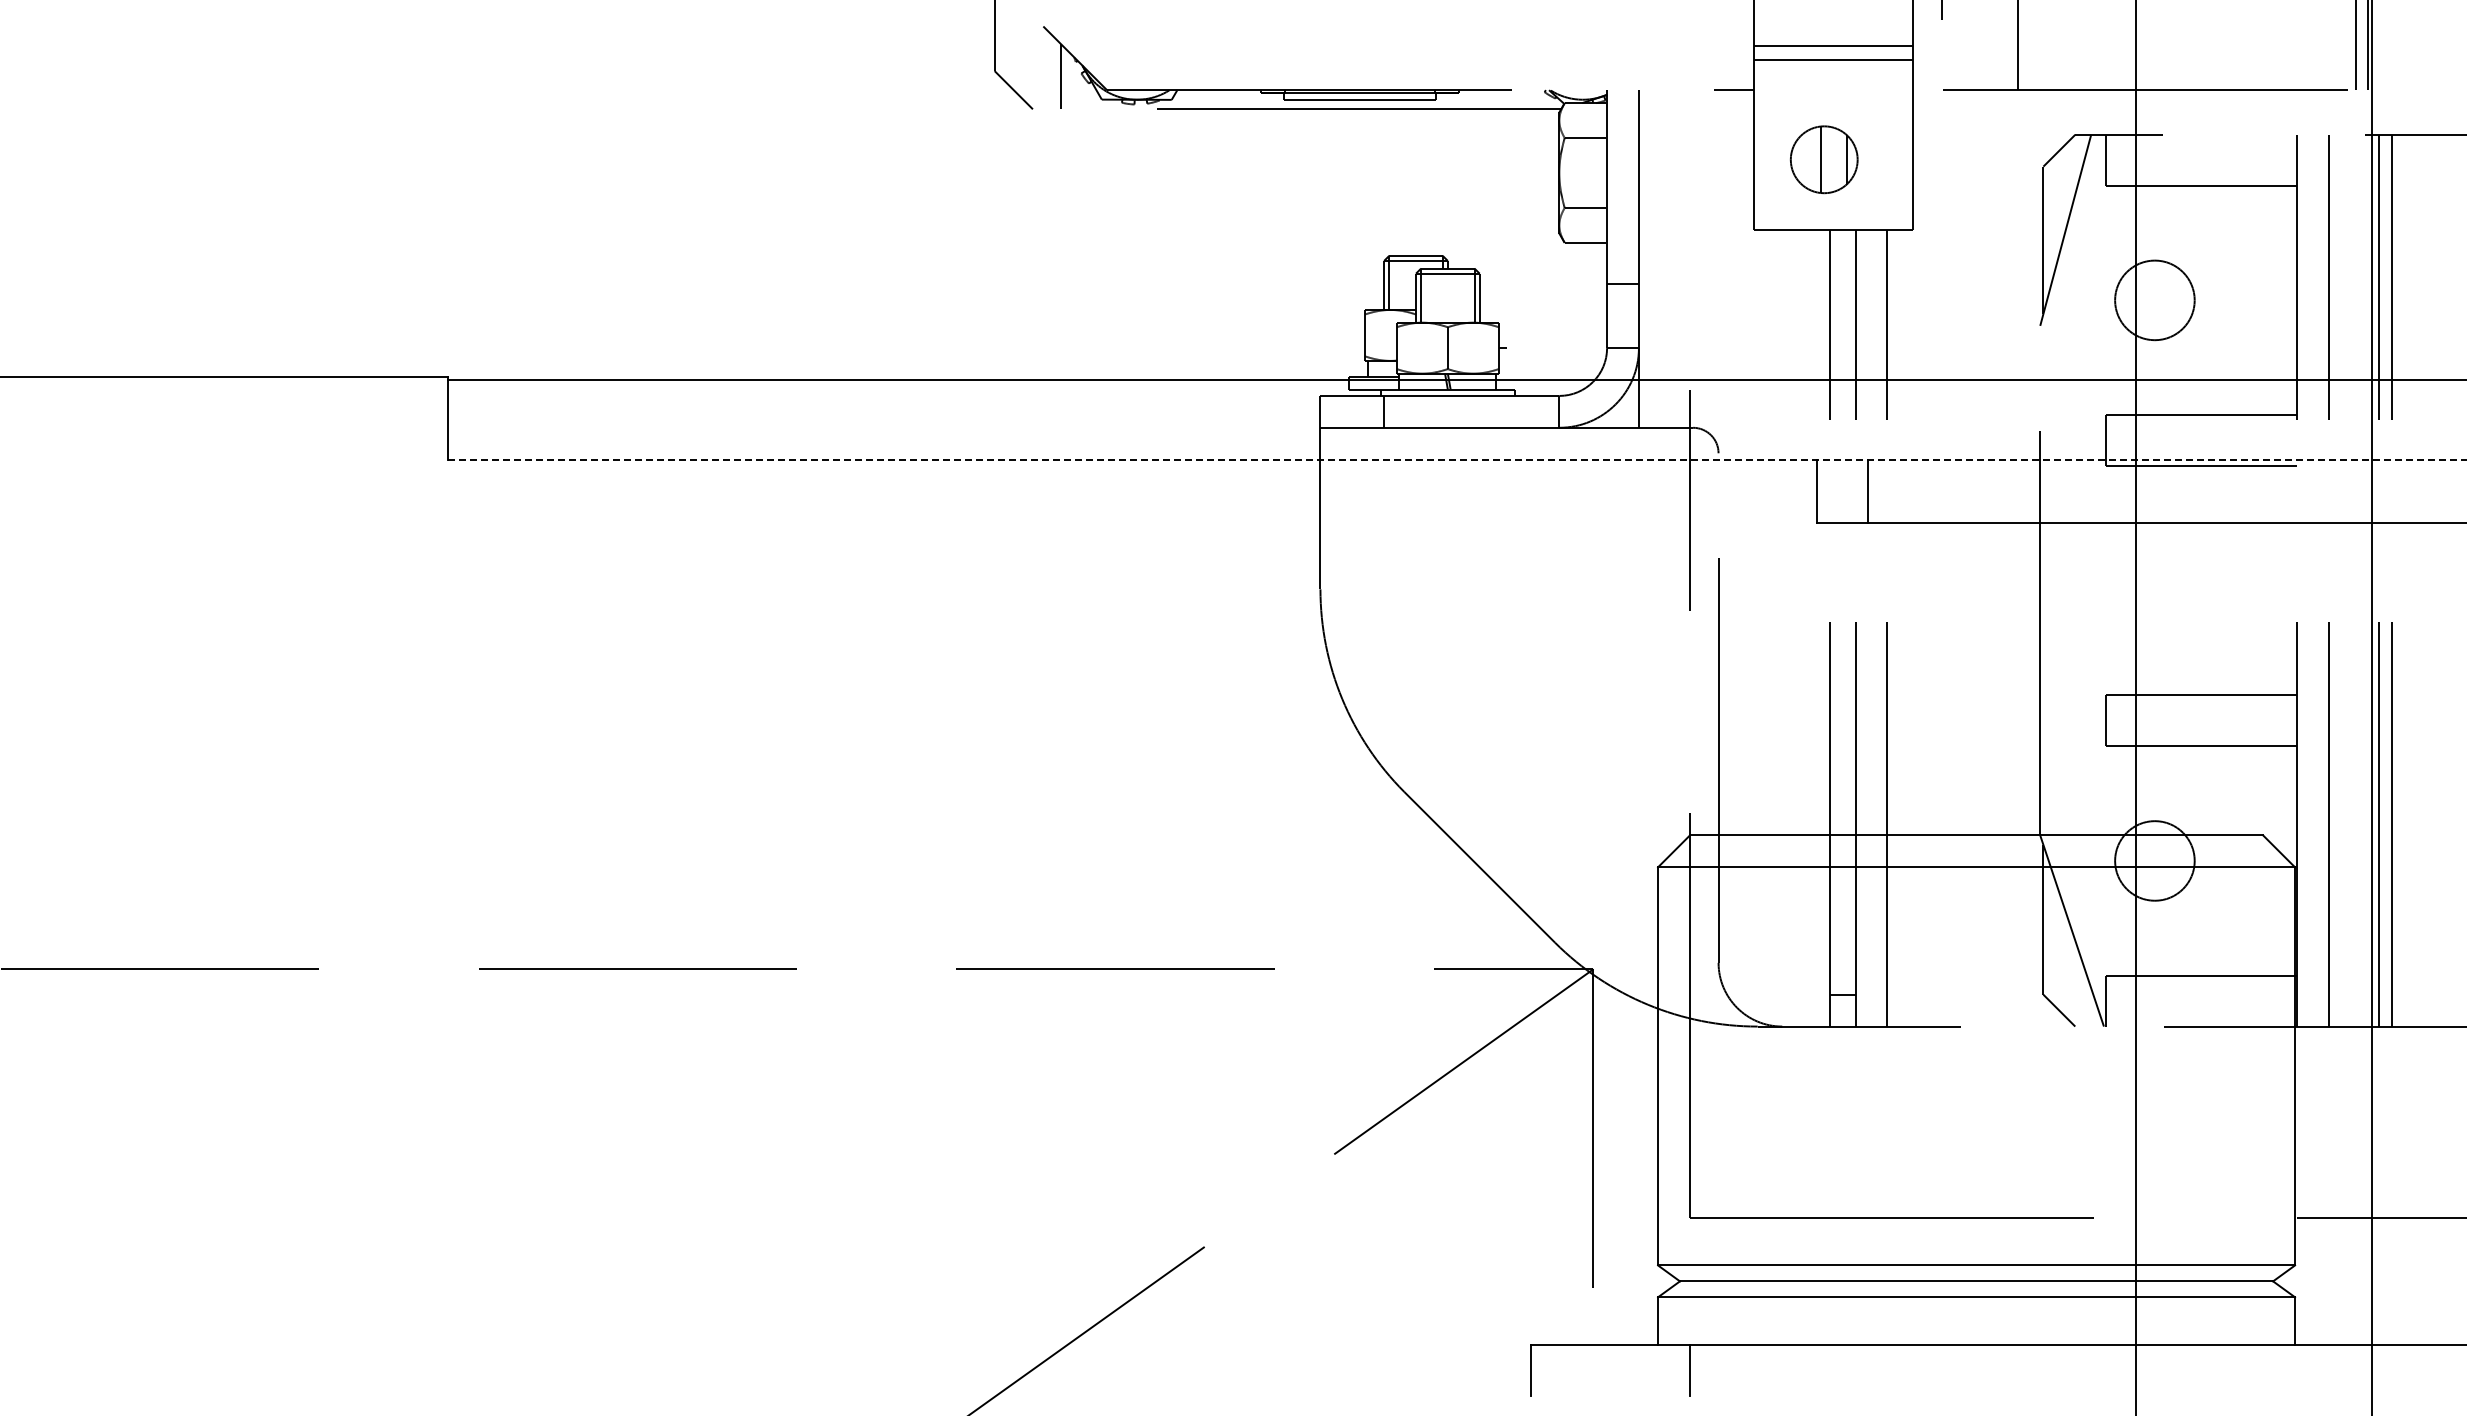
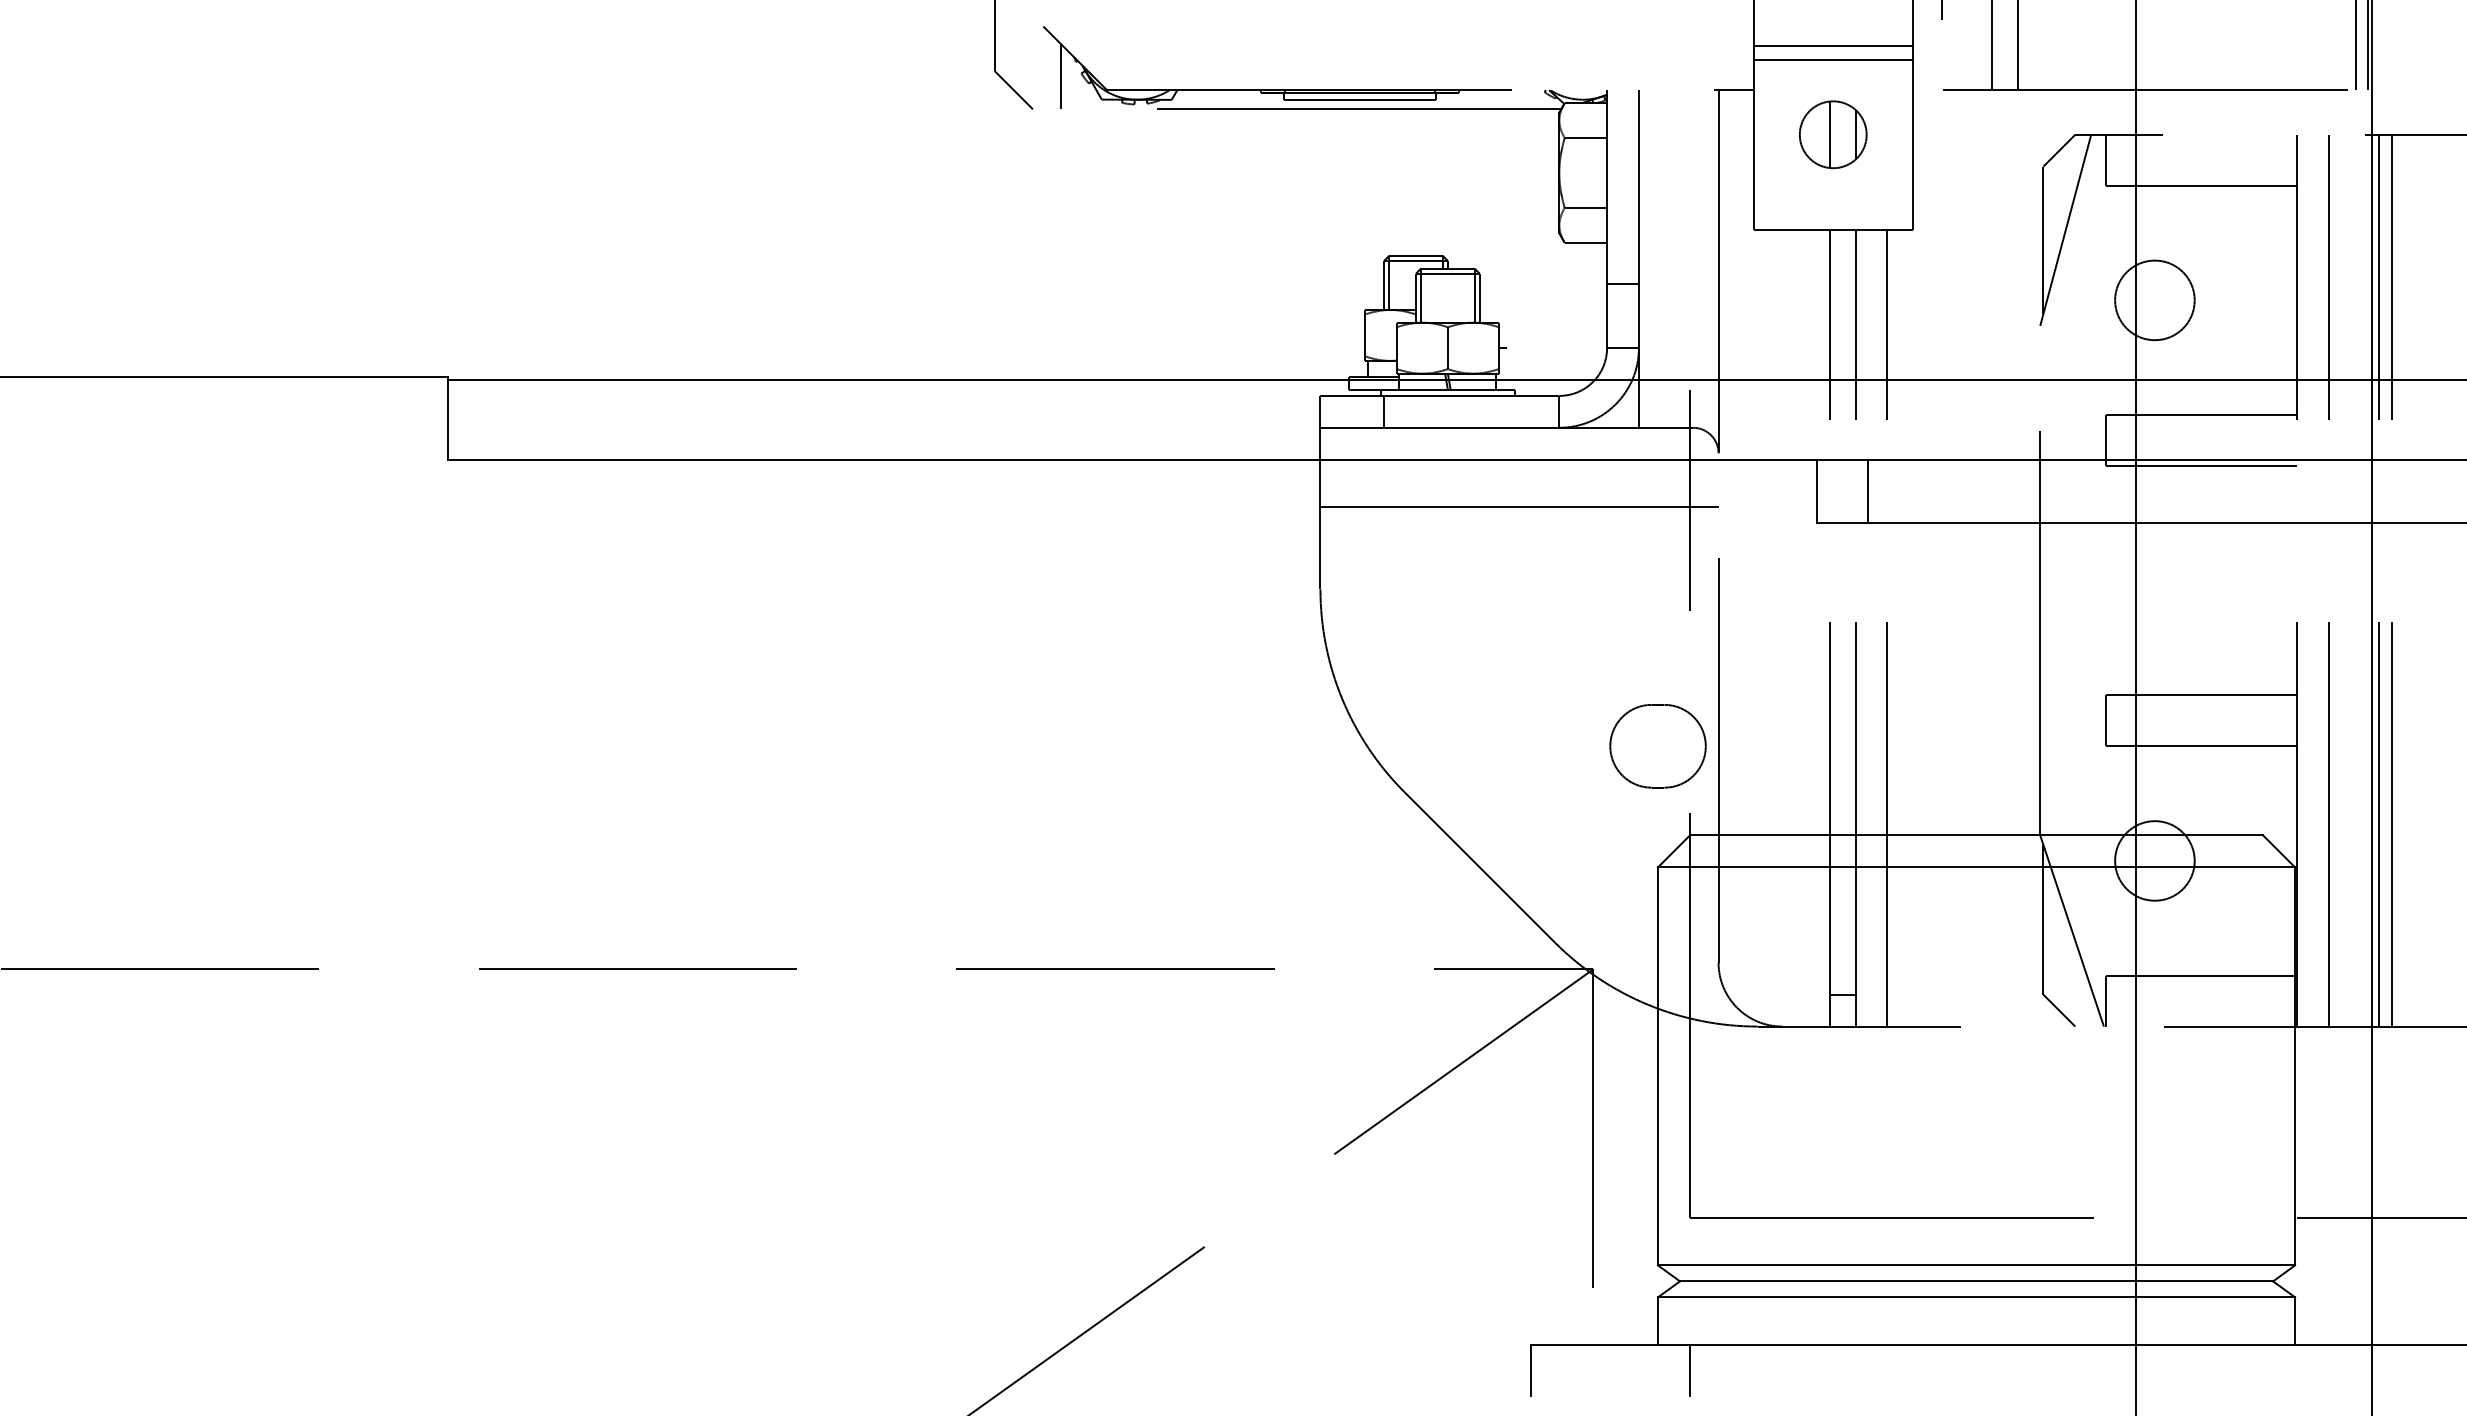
line: none -> present (1992, 46)
part position: (1823, 159) -> (1832, 134) (1832, 134)
line: none -> present (1718, 271)
line: dashed -> solid (1457, 459)
line: none -> present (1519, 507)
part: none -> present (1657, 746)
